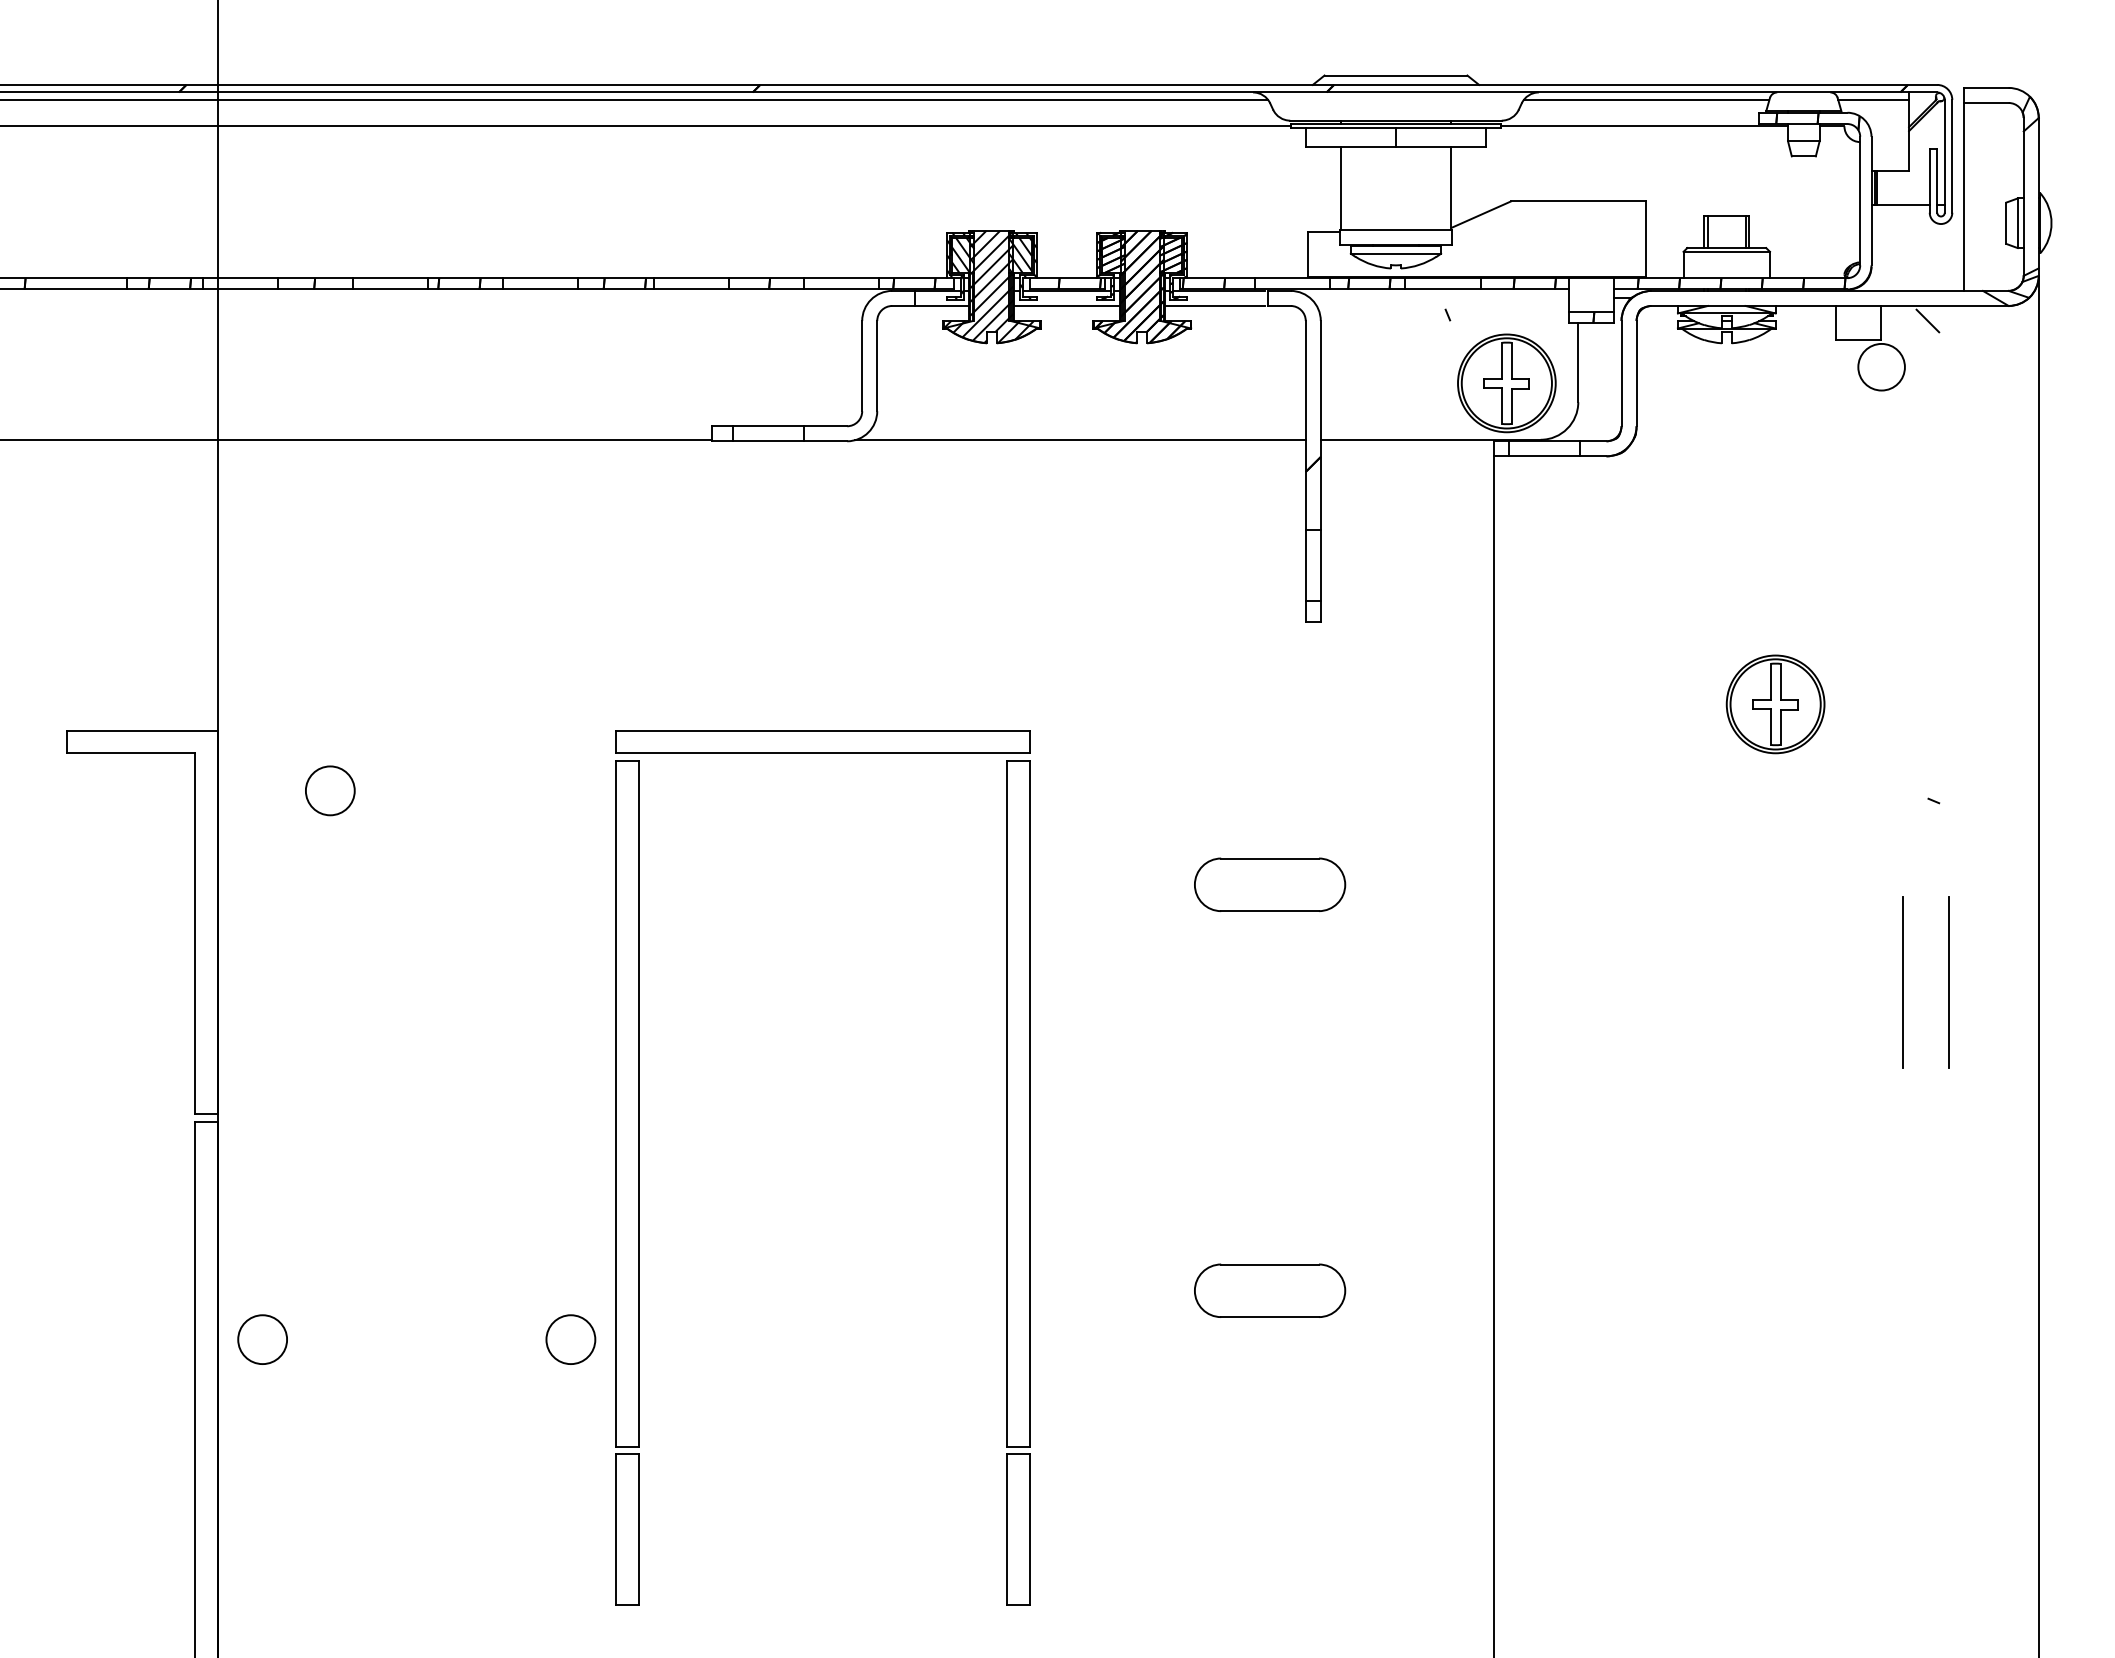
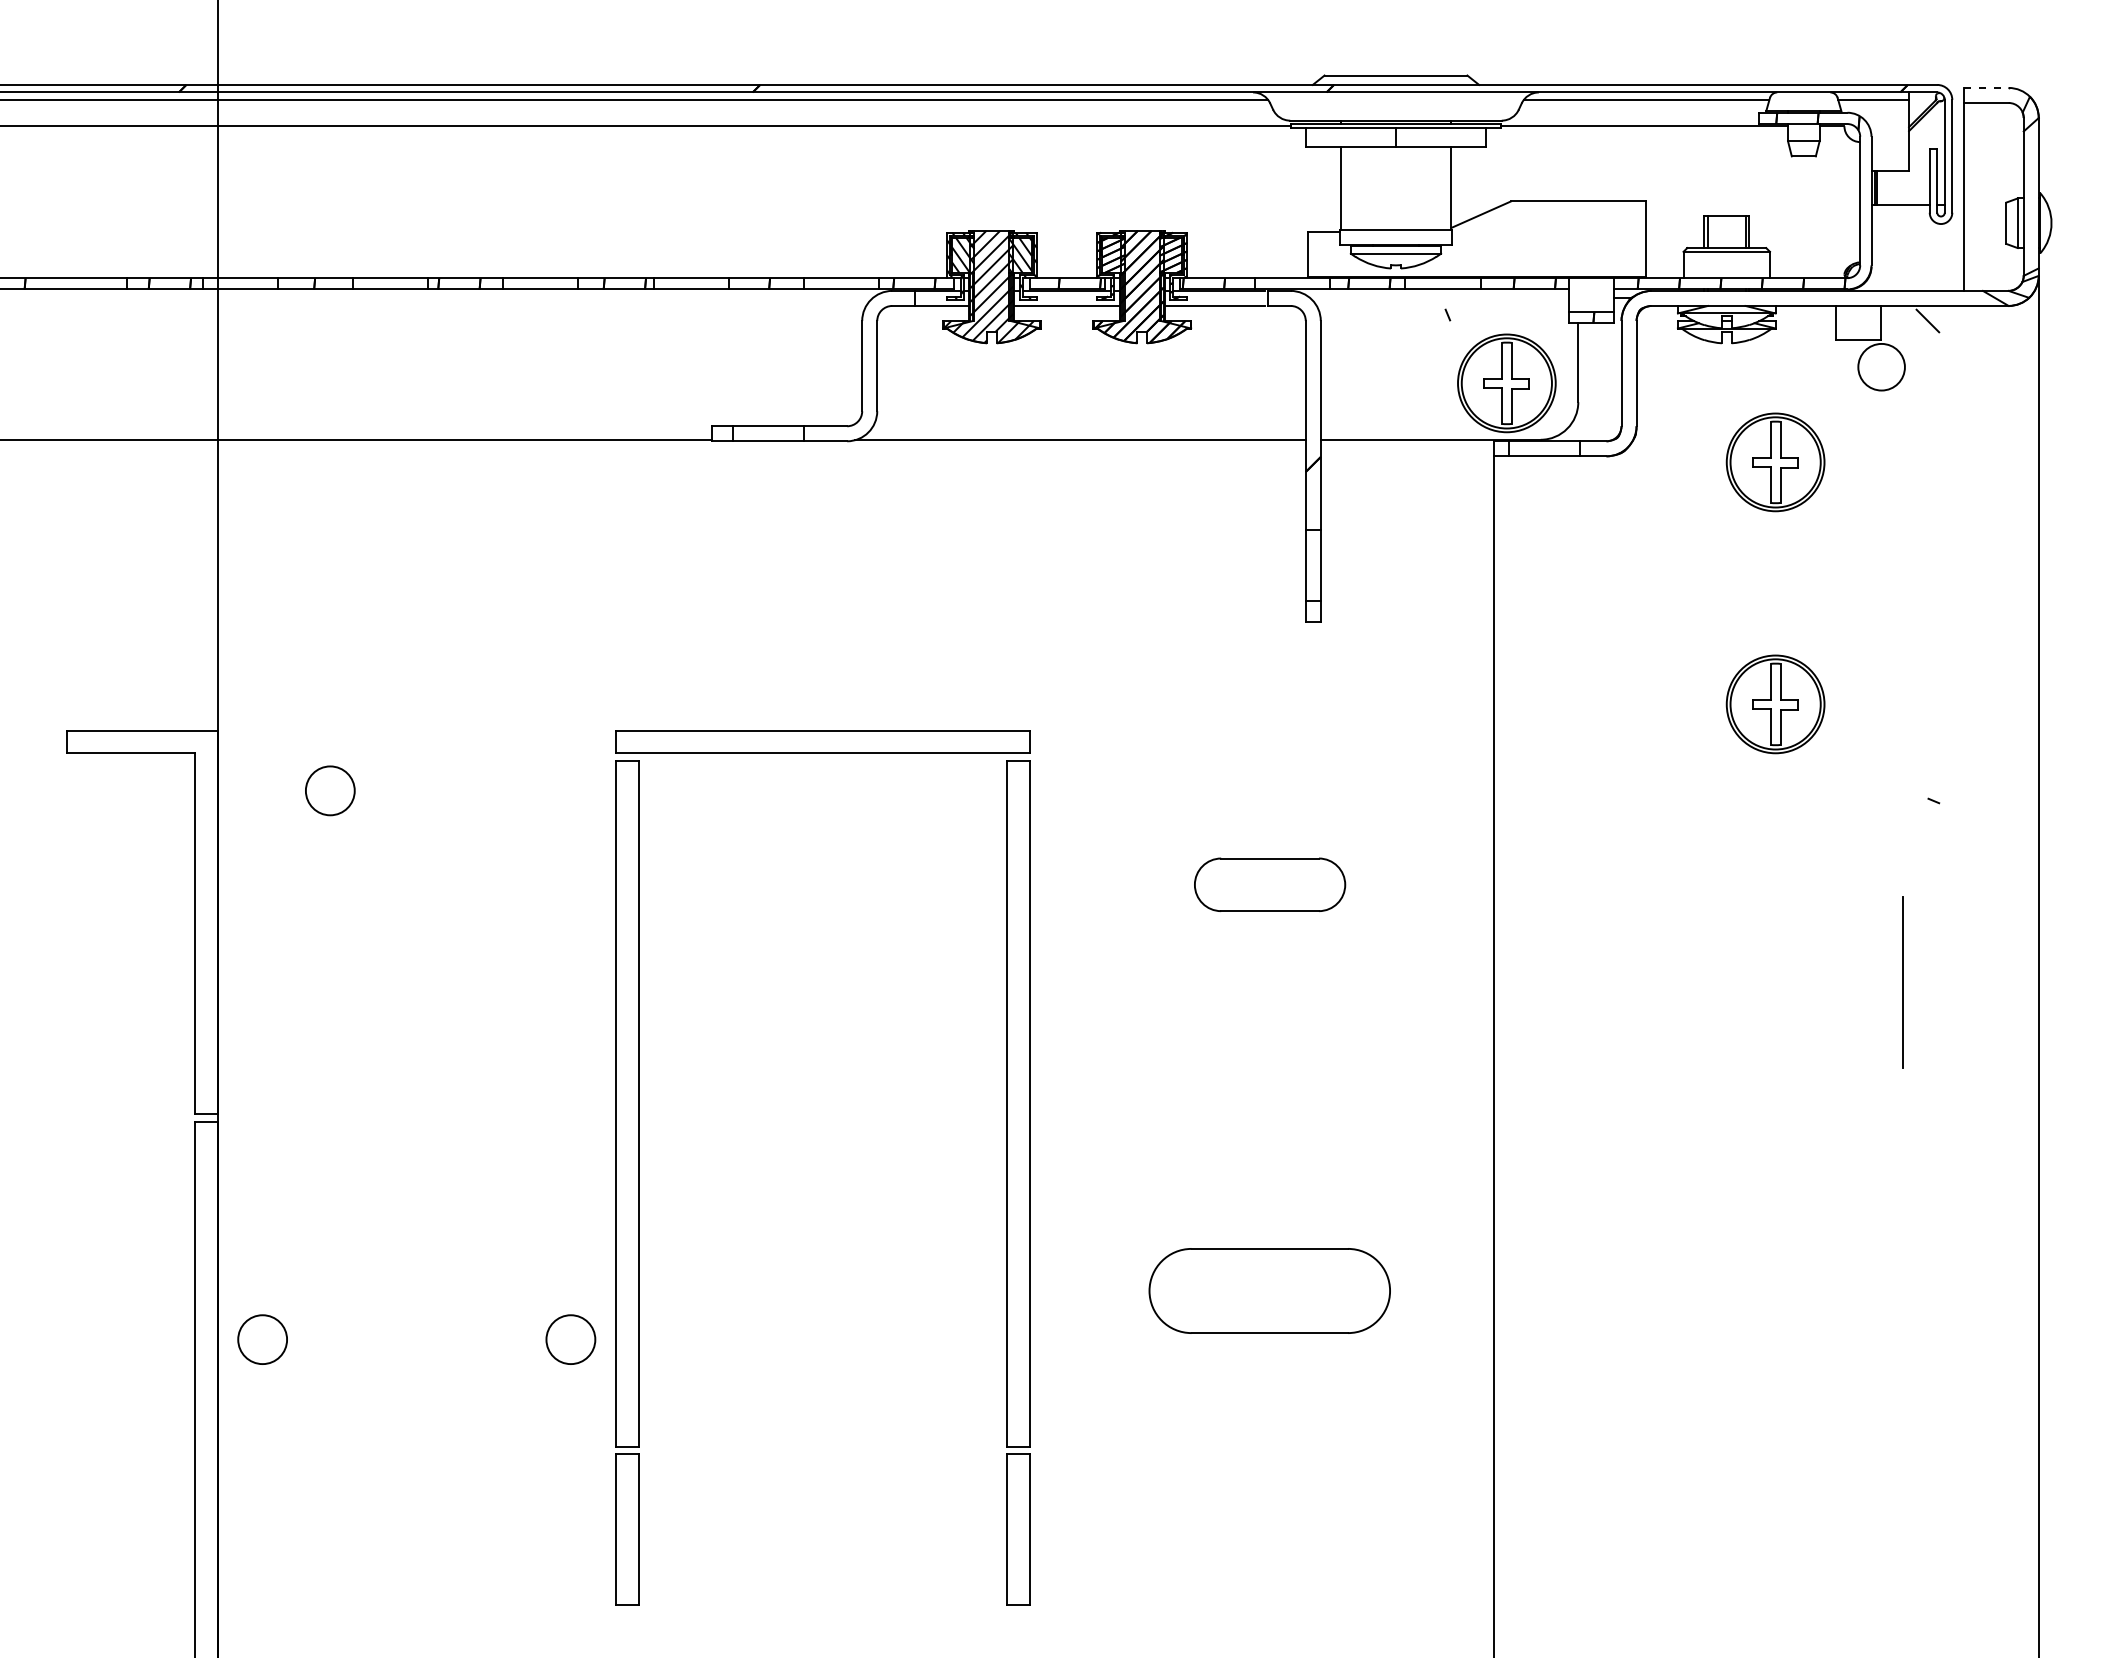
line: solid -> dashed (1986, 87)
part: none -> present (1775, 462)
line: present -> none (1948, 982)
part size: 153x55 px -> 243x86 px (1269, 1290)
